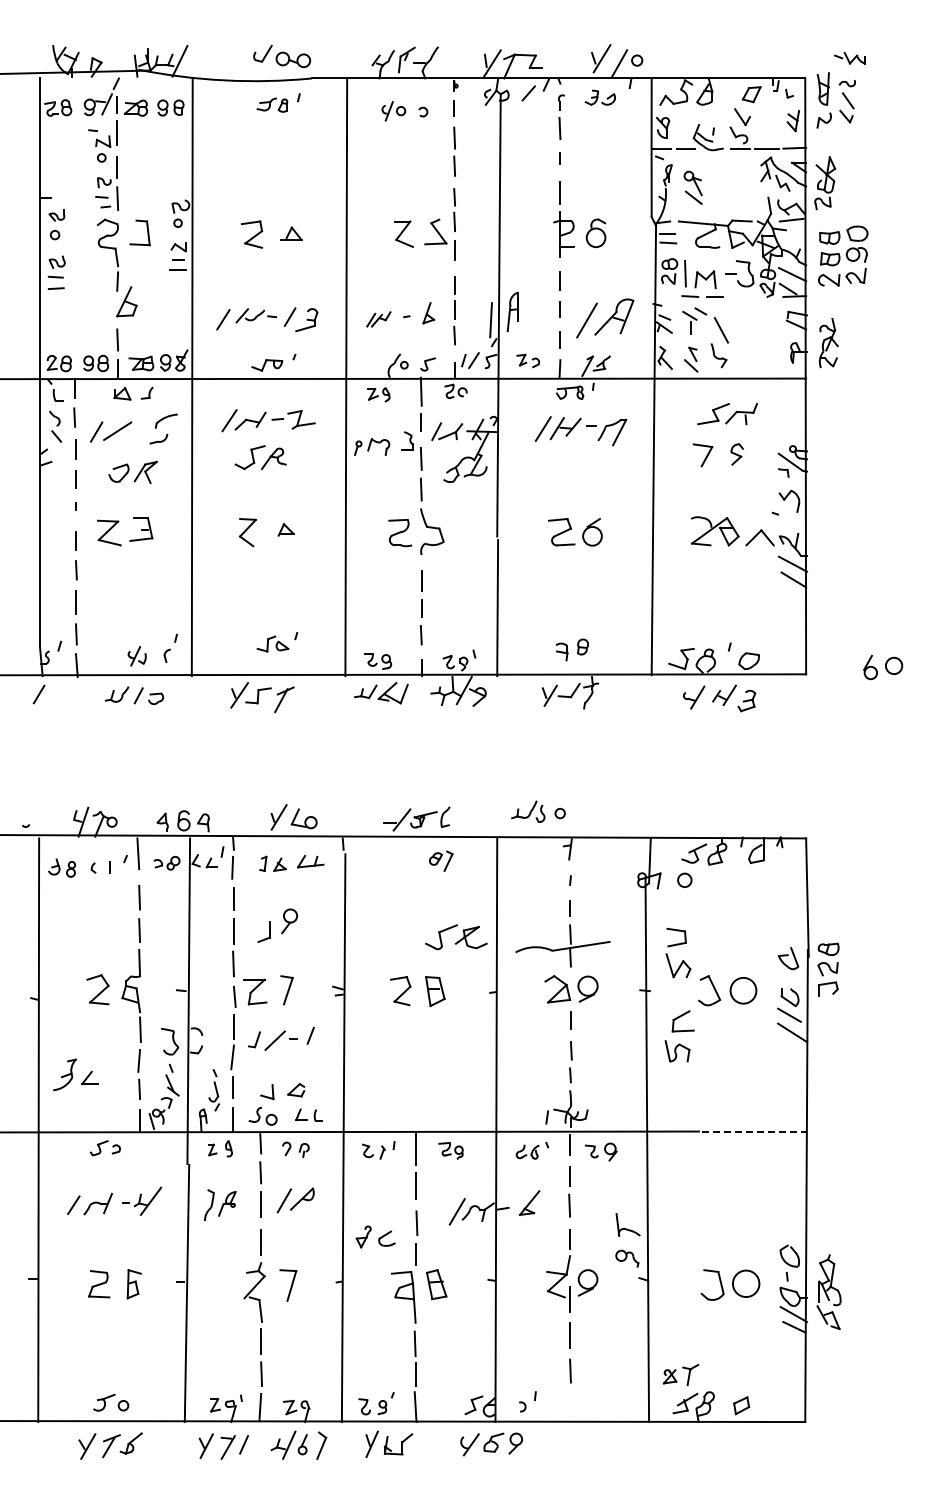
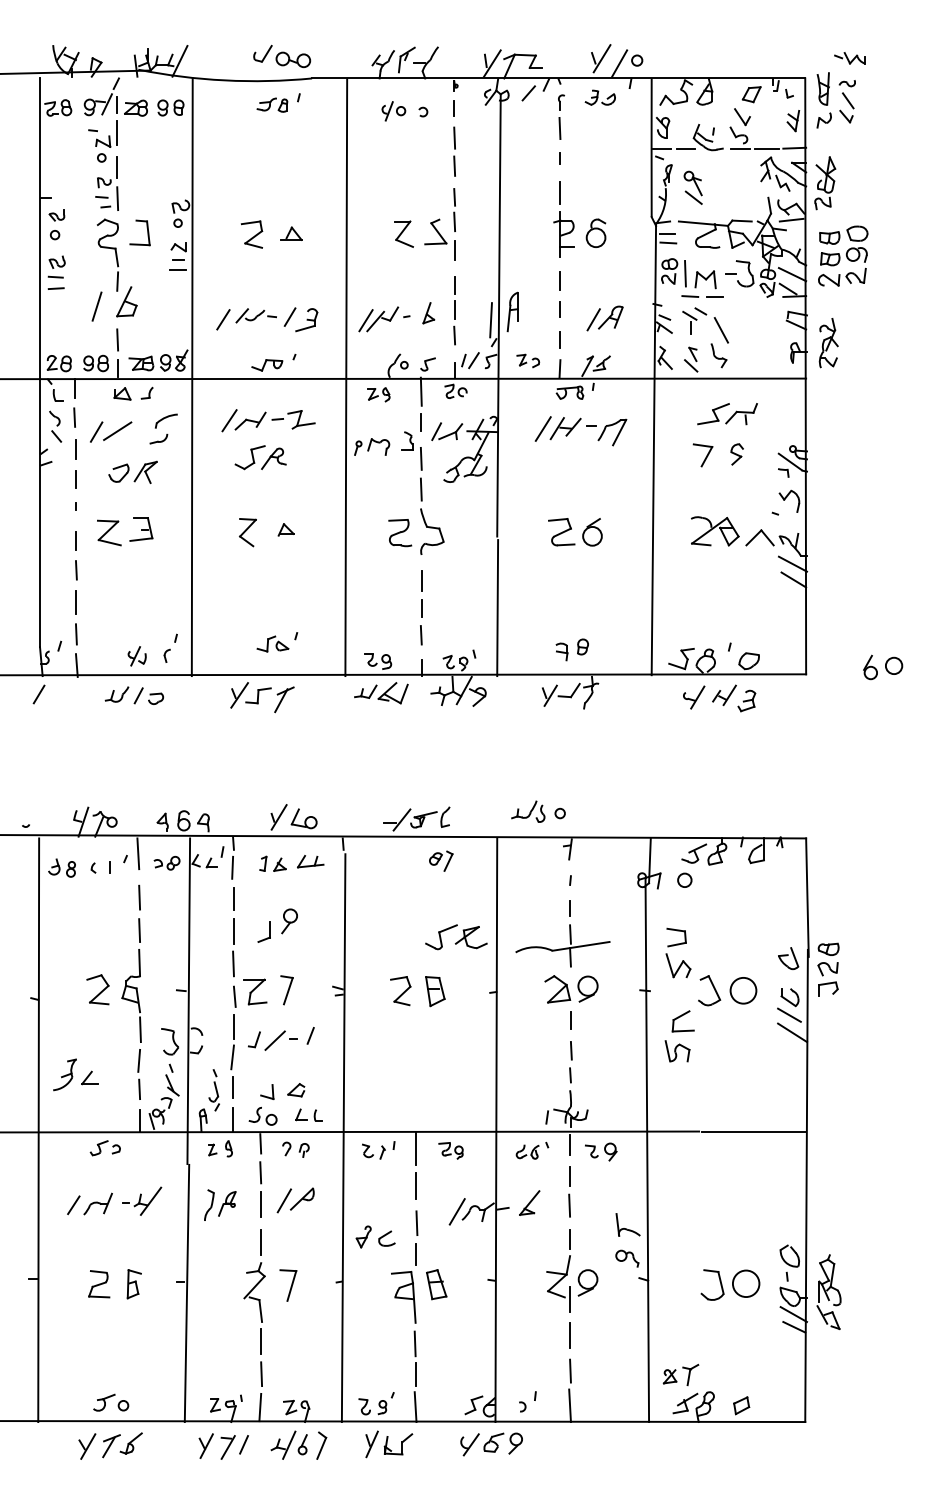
line: none -> present (96, 306)
part size: 59x41 px -> 38x27 px (604, 318)
part size: 26x17 px -> 42x27 px (378, 319)
line: dashed -> solid (754, 1131)
line: none -> present (569, 1405)
